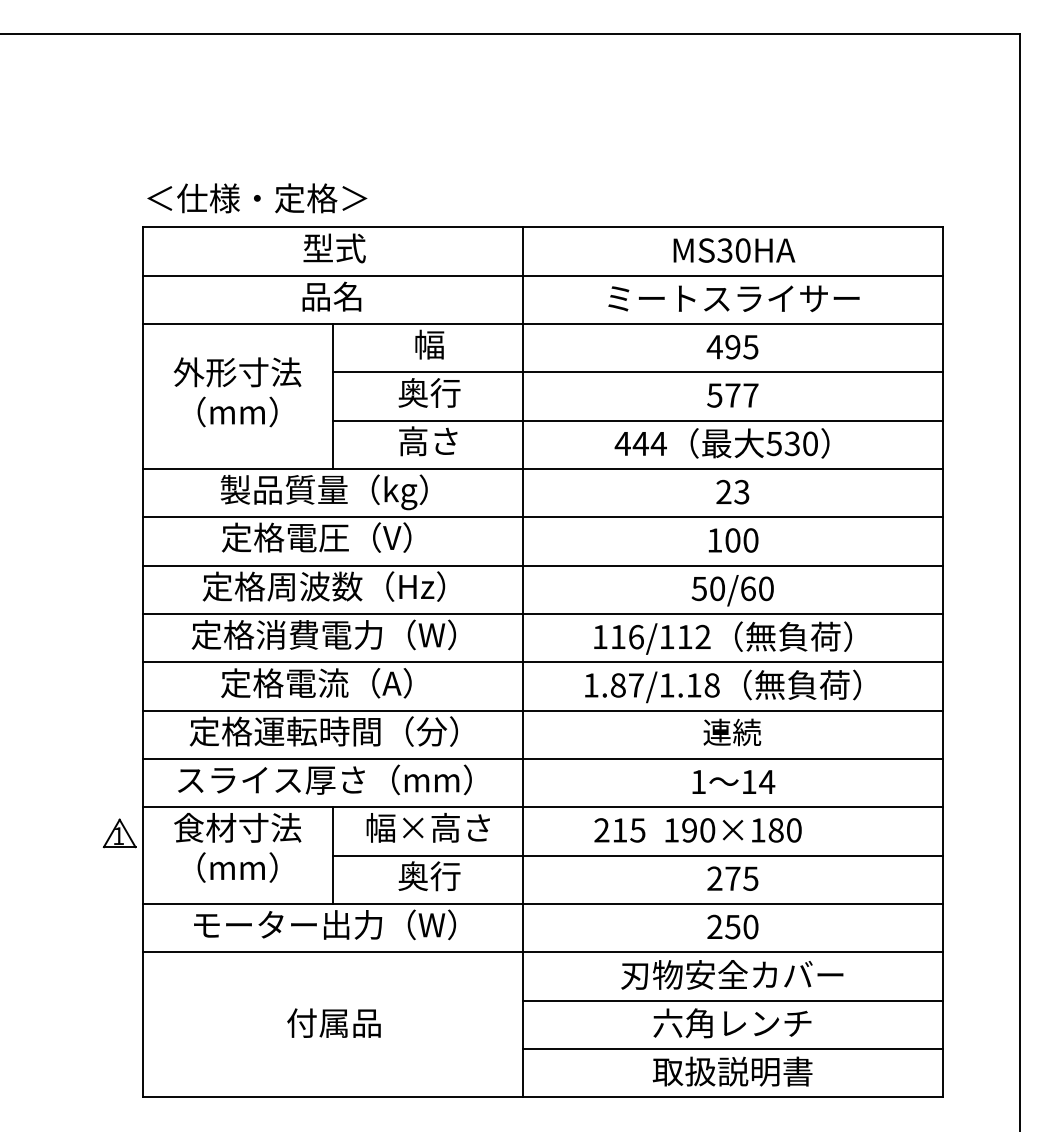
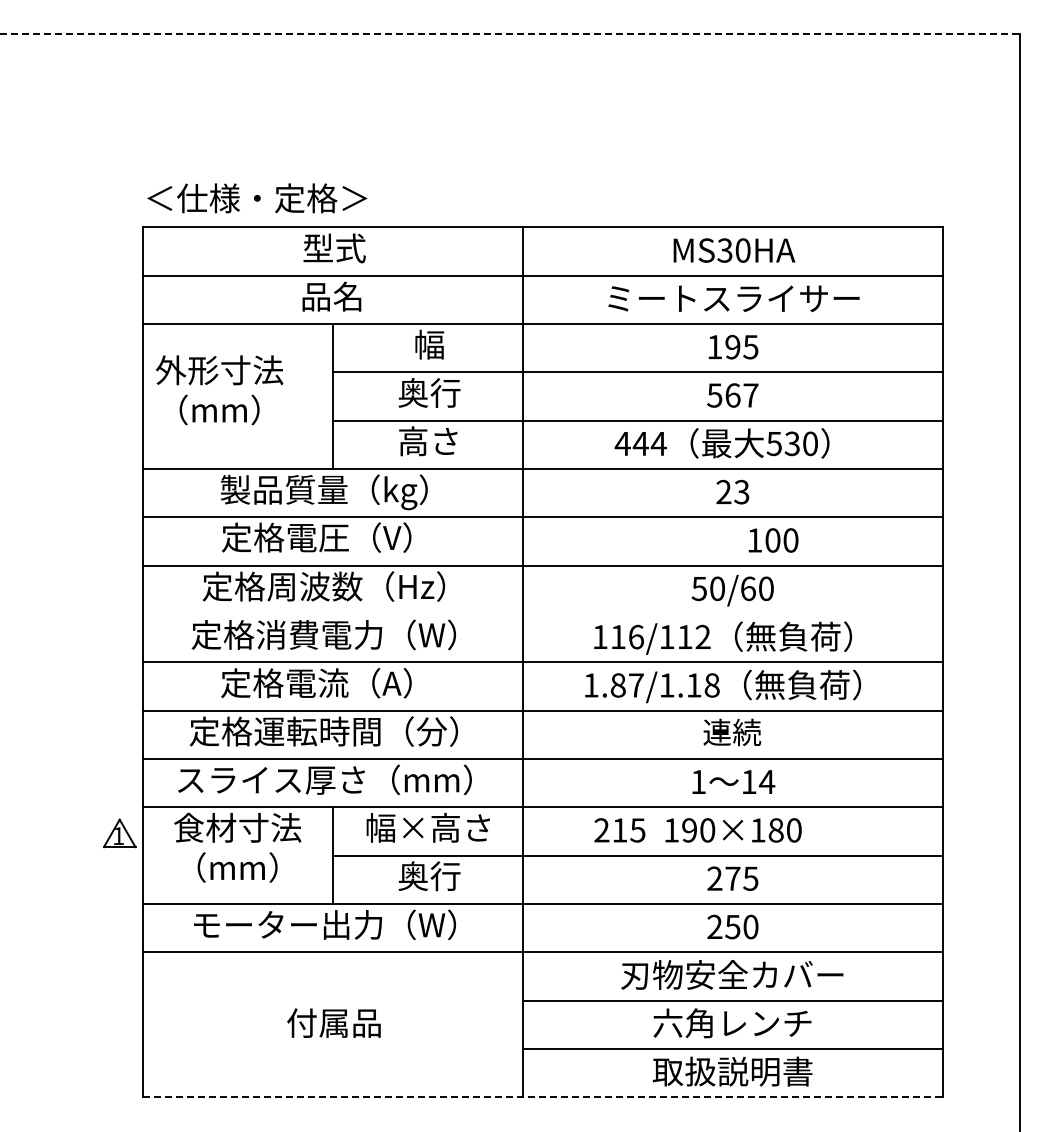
line: solid -> dashed (510, 33)
text: 495 -> 195 (714, 347)
text position: (237, 392) -> (219, 390) (219, 390)
text: 577 -> 567 (732, 395)
text position: (733, 540) -> (773, 540) (773, 540)
line: present -> none (542, 614)
line: solid -> dashed (543, 1097)
